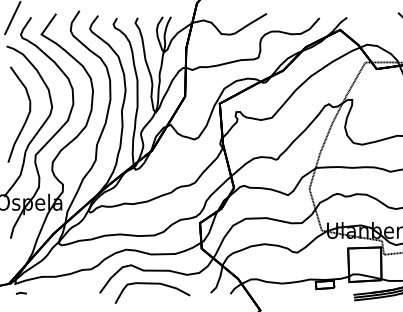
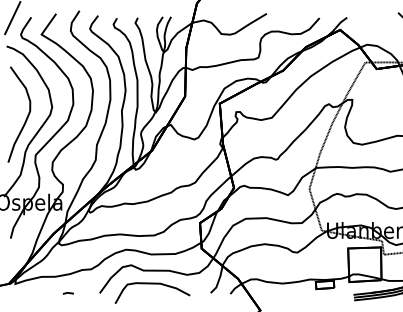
line position: (20, 293) -> (67, 293) (67, 293)
